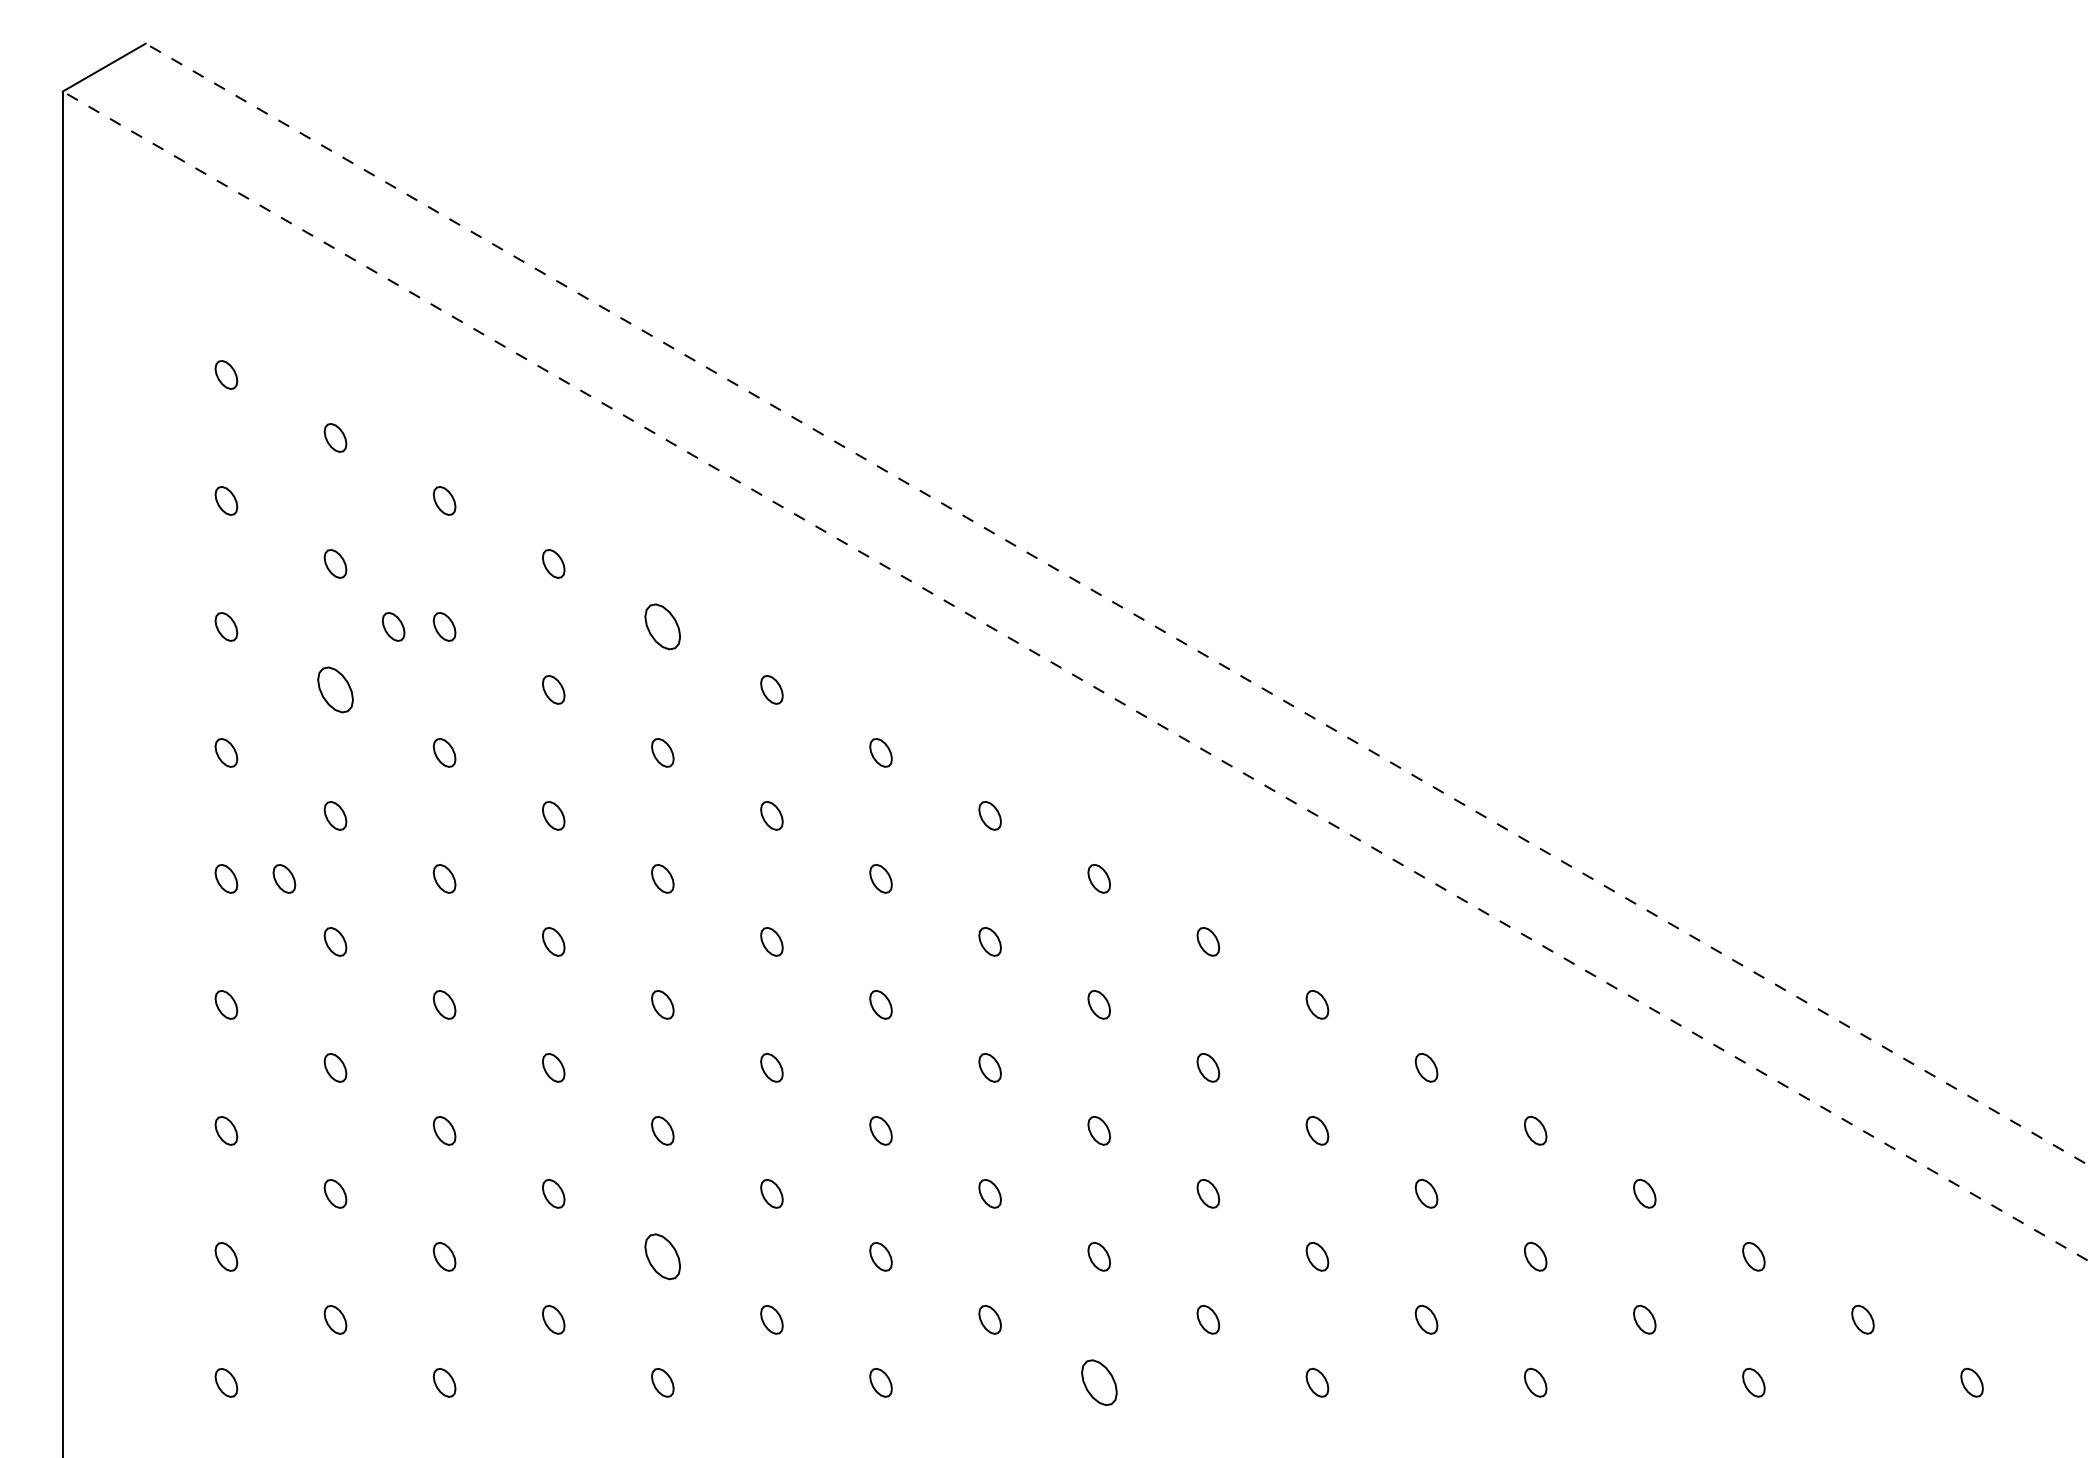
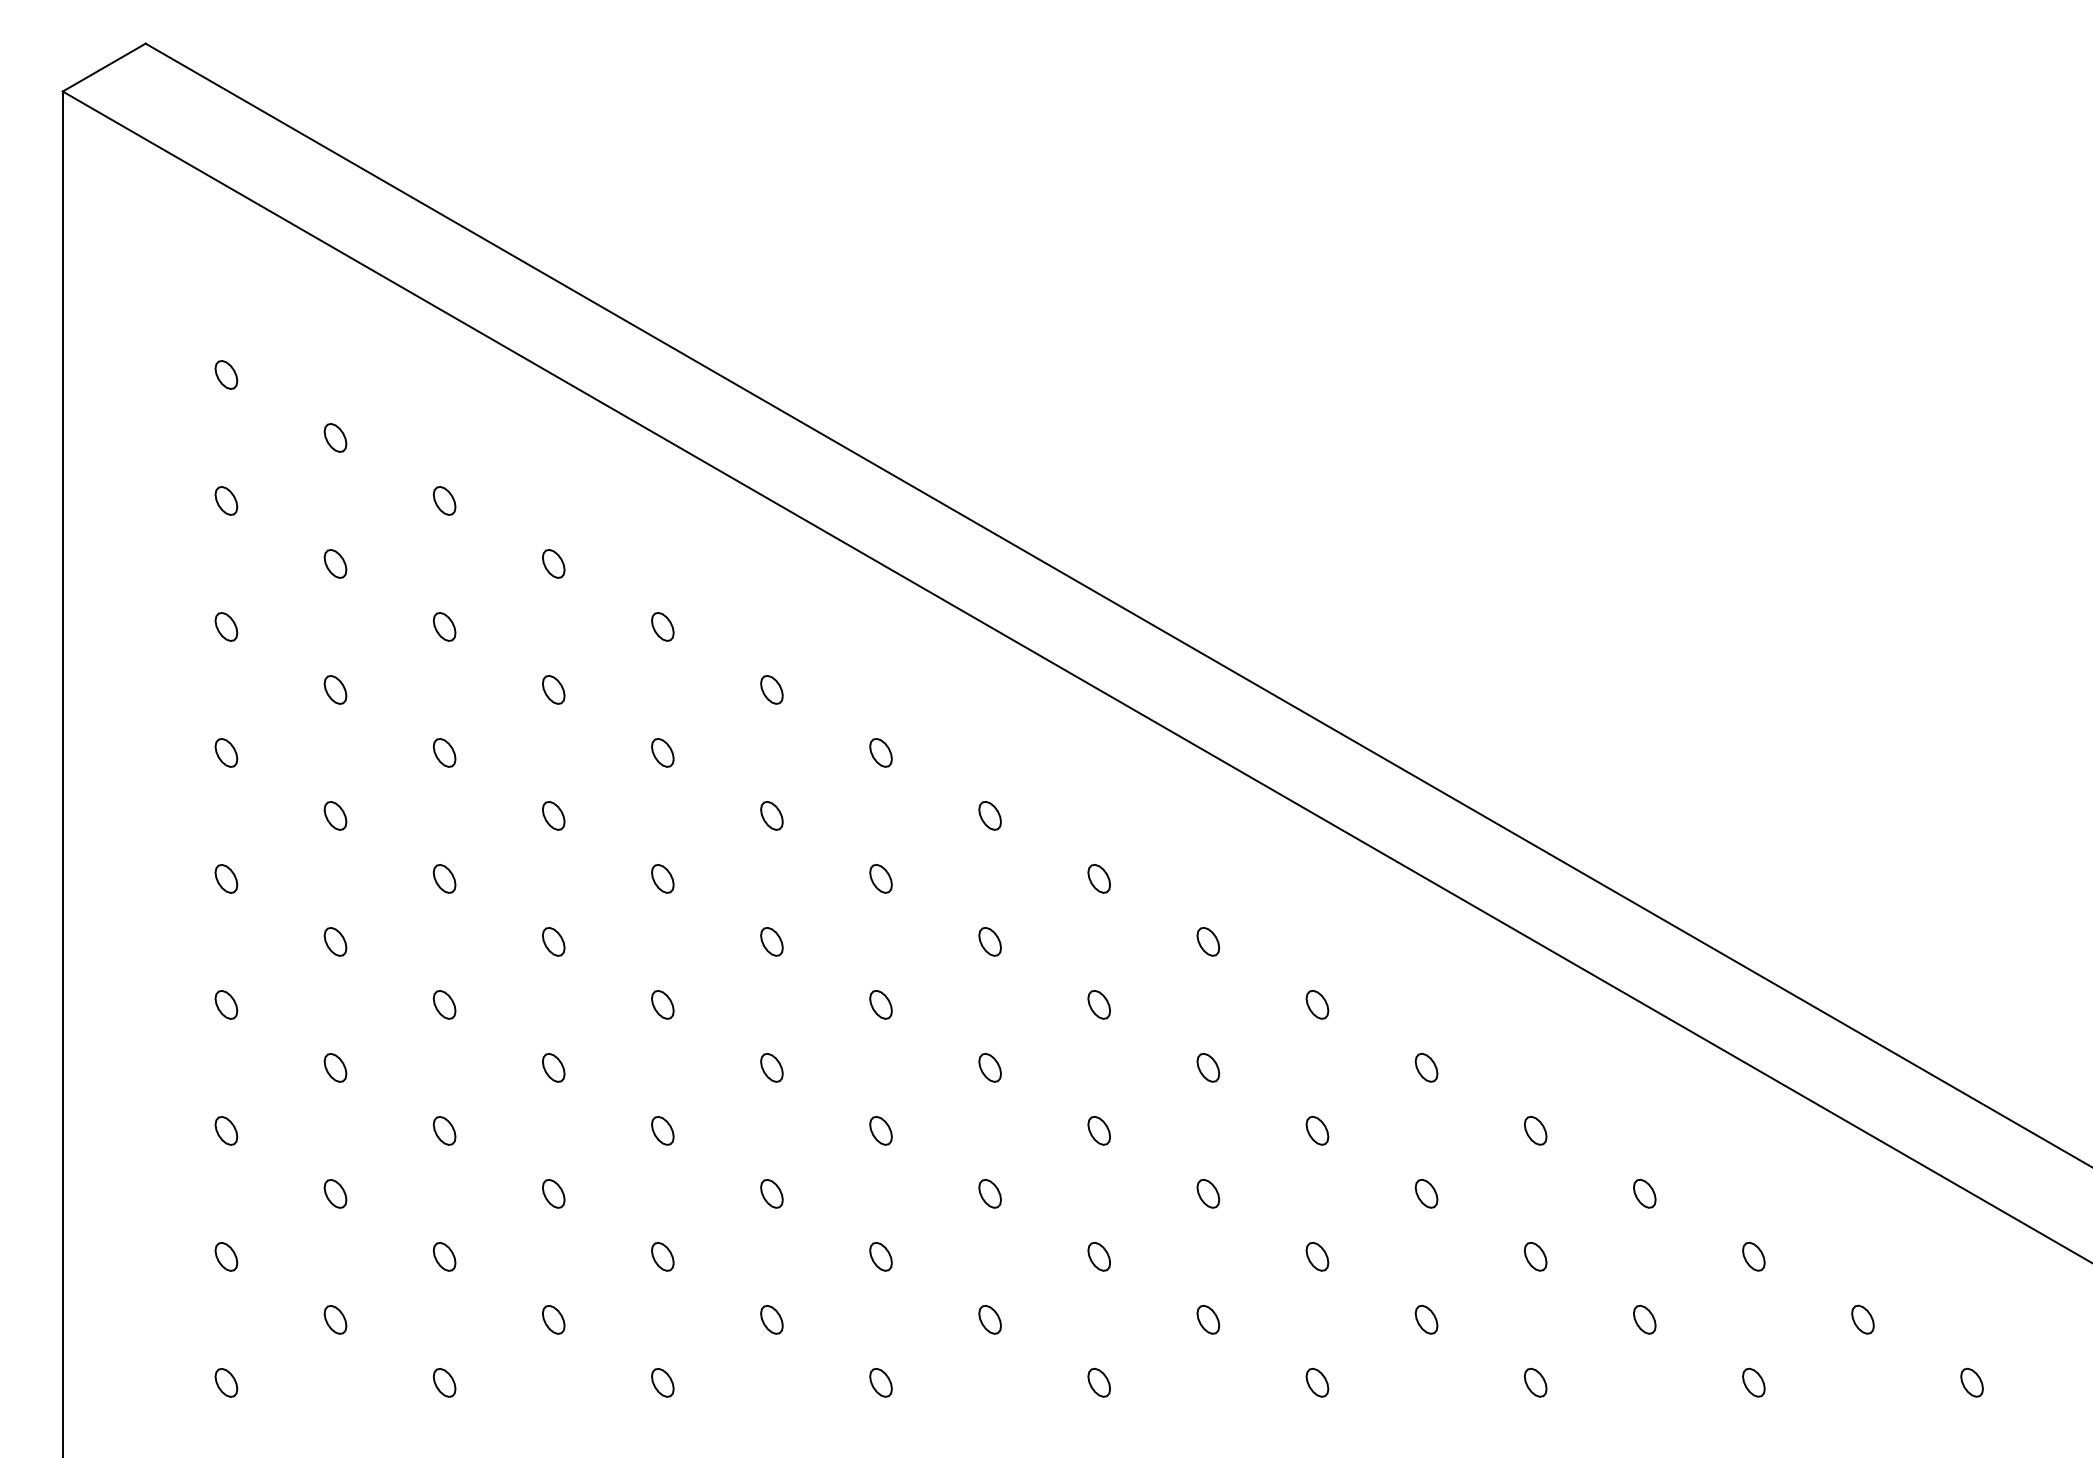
line: dashed -> solid (1118, 605)
part: present -> none (393, 626)
part size: 37x48 px -> 24x30 px (662, 626)
line: dashed -> solid (1077, 677)
part size: 37x48 px -> 25x30 px (335, 689)
part: present -> none (284, 878)
part size: 37x48 px -> 24x30 px (662, 1256)
part size: 37x47 px -> 24x30 px (1098, 1382)
